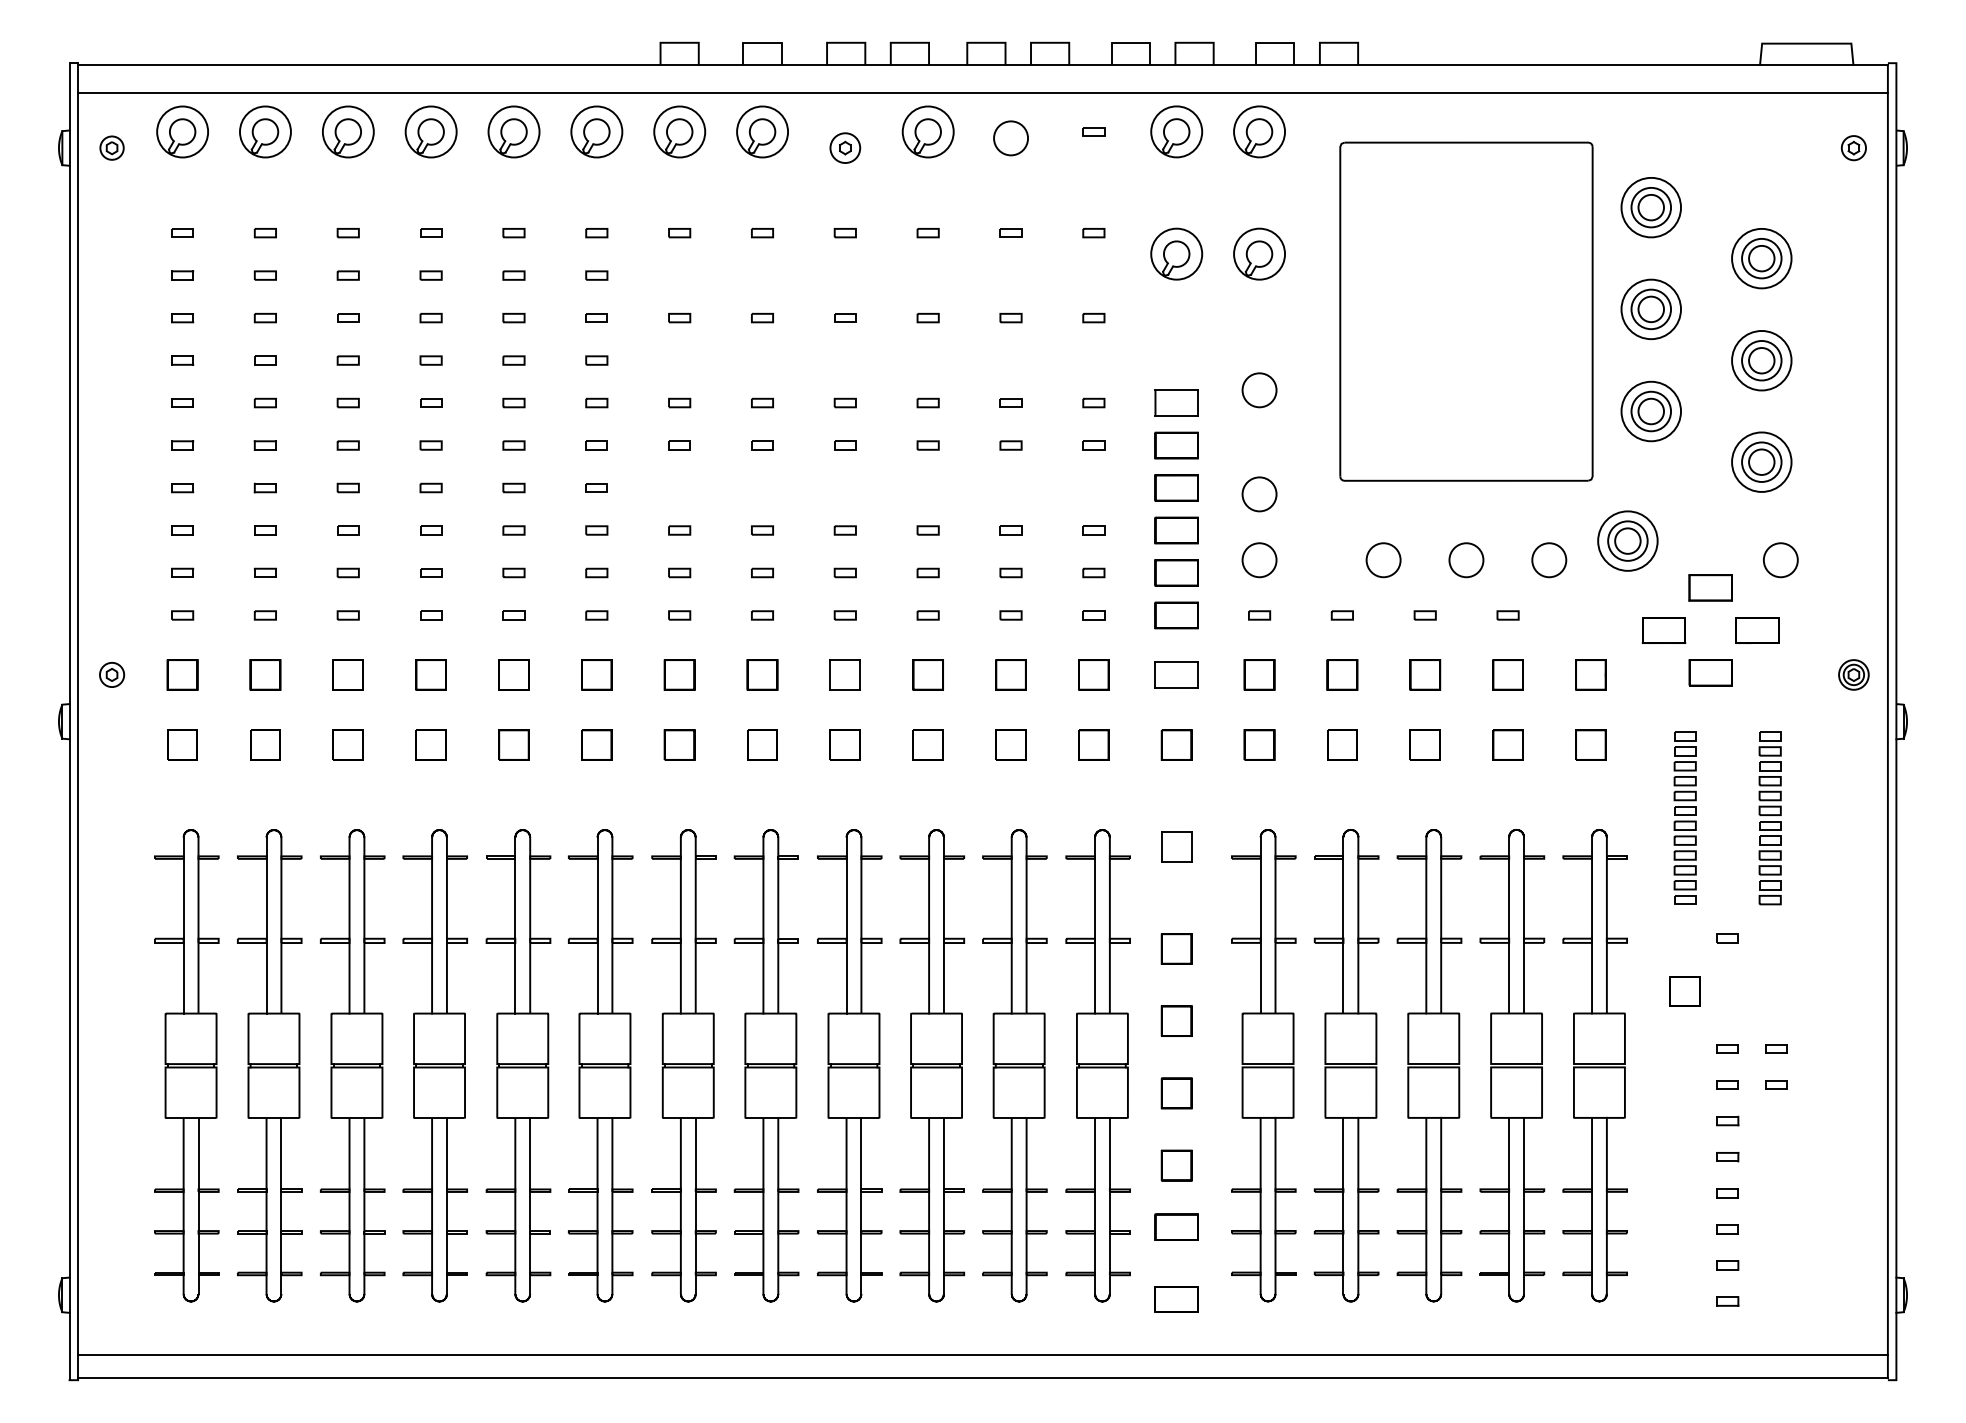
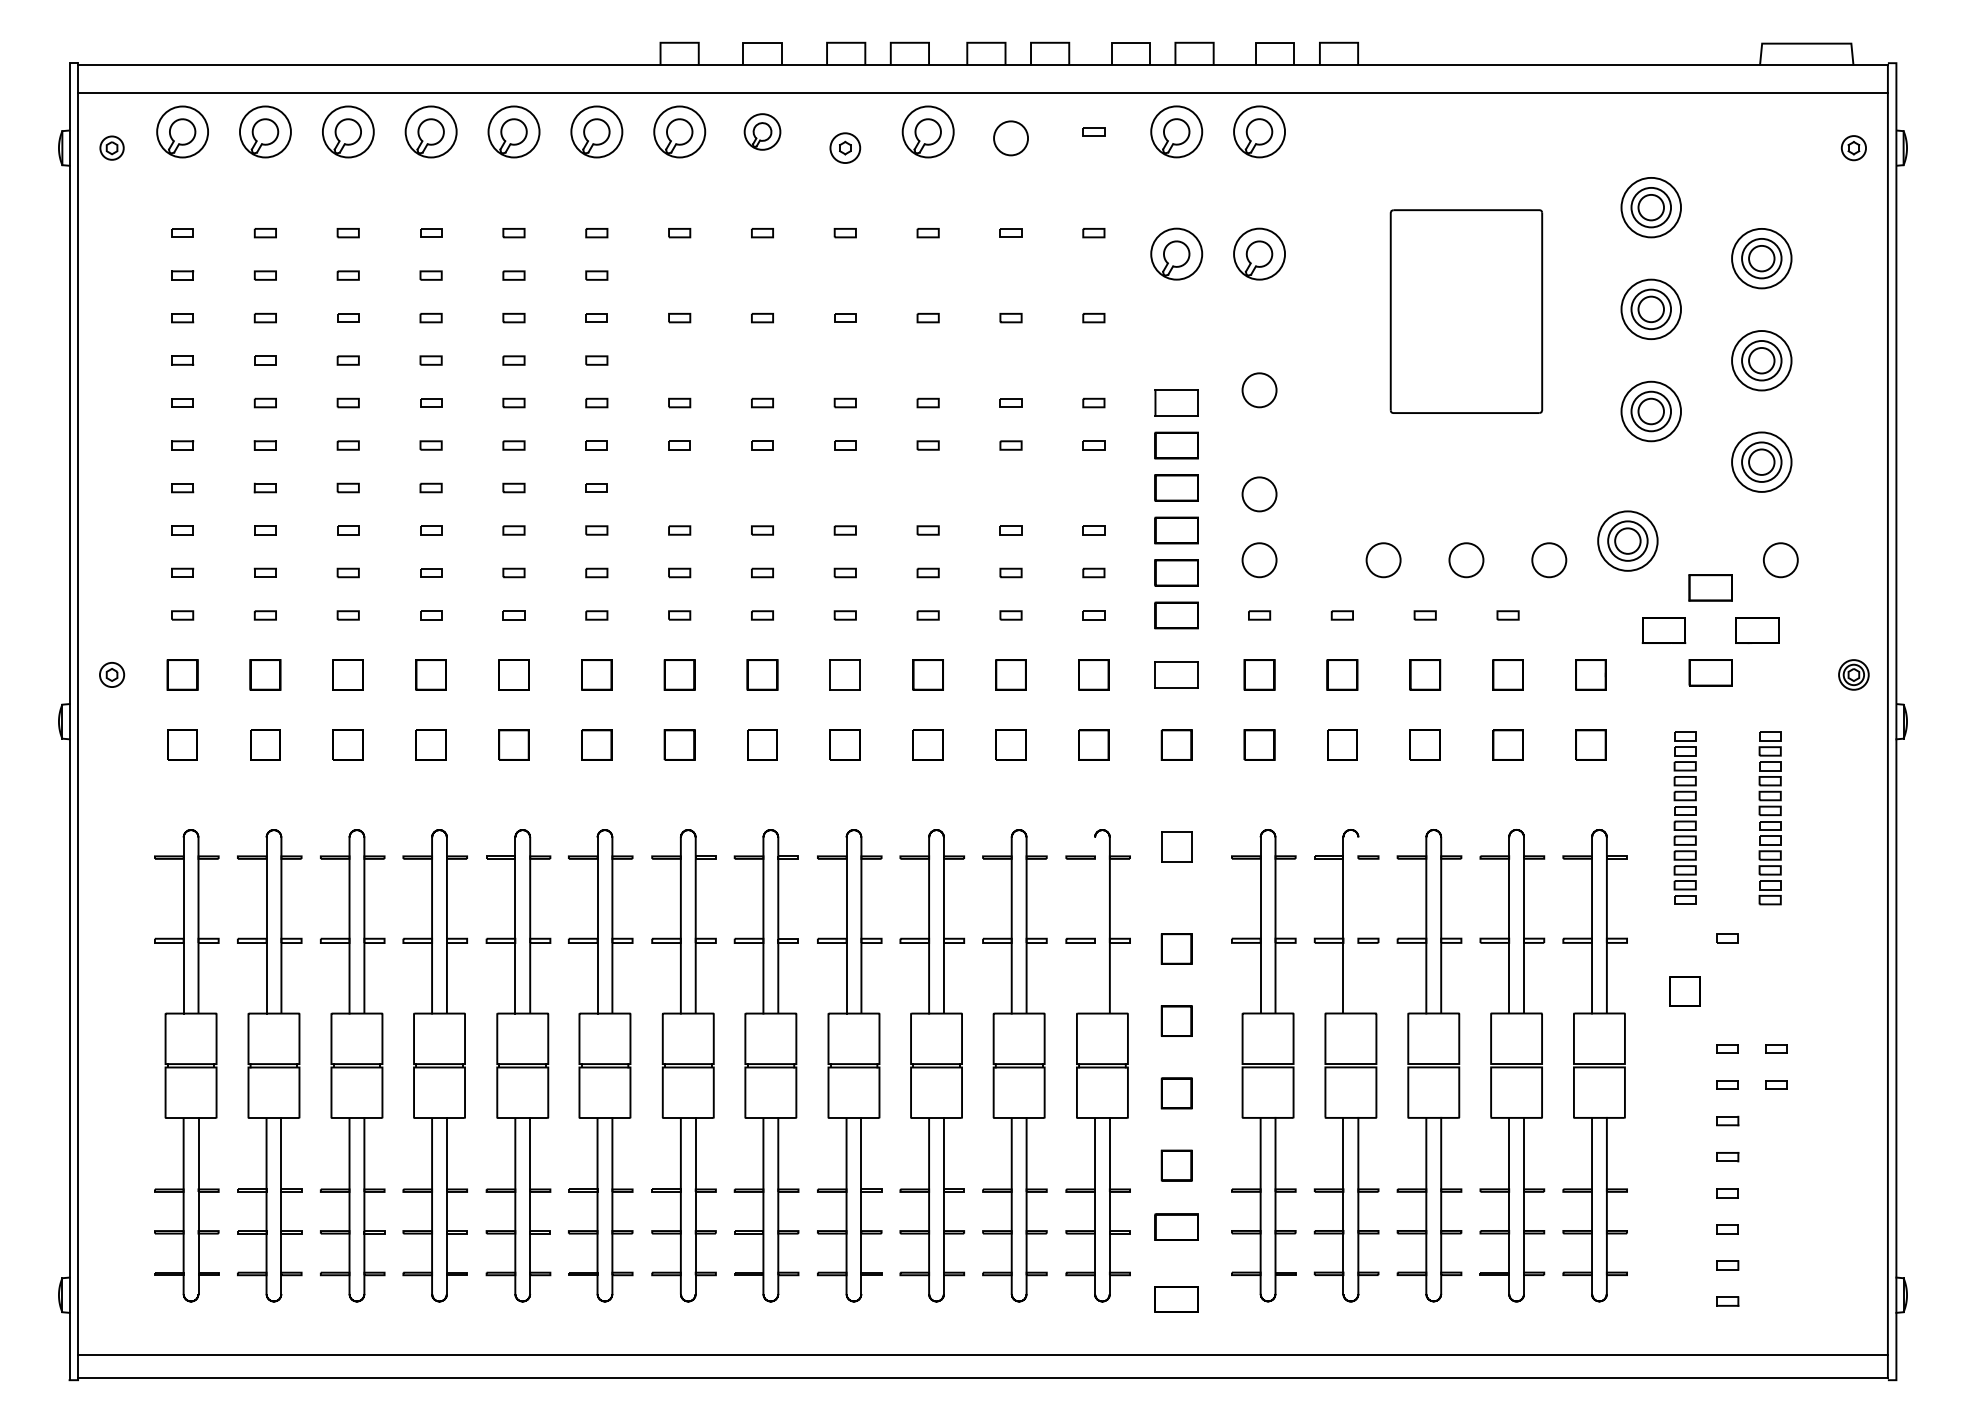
part size: 53x54 px -> 39x38 px (762, 131)
part size: 255x341 px -> 155x205 px (1466, 311)
line: present -> none (1095, 925)
line: present -> none (1358, 925)
